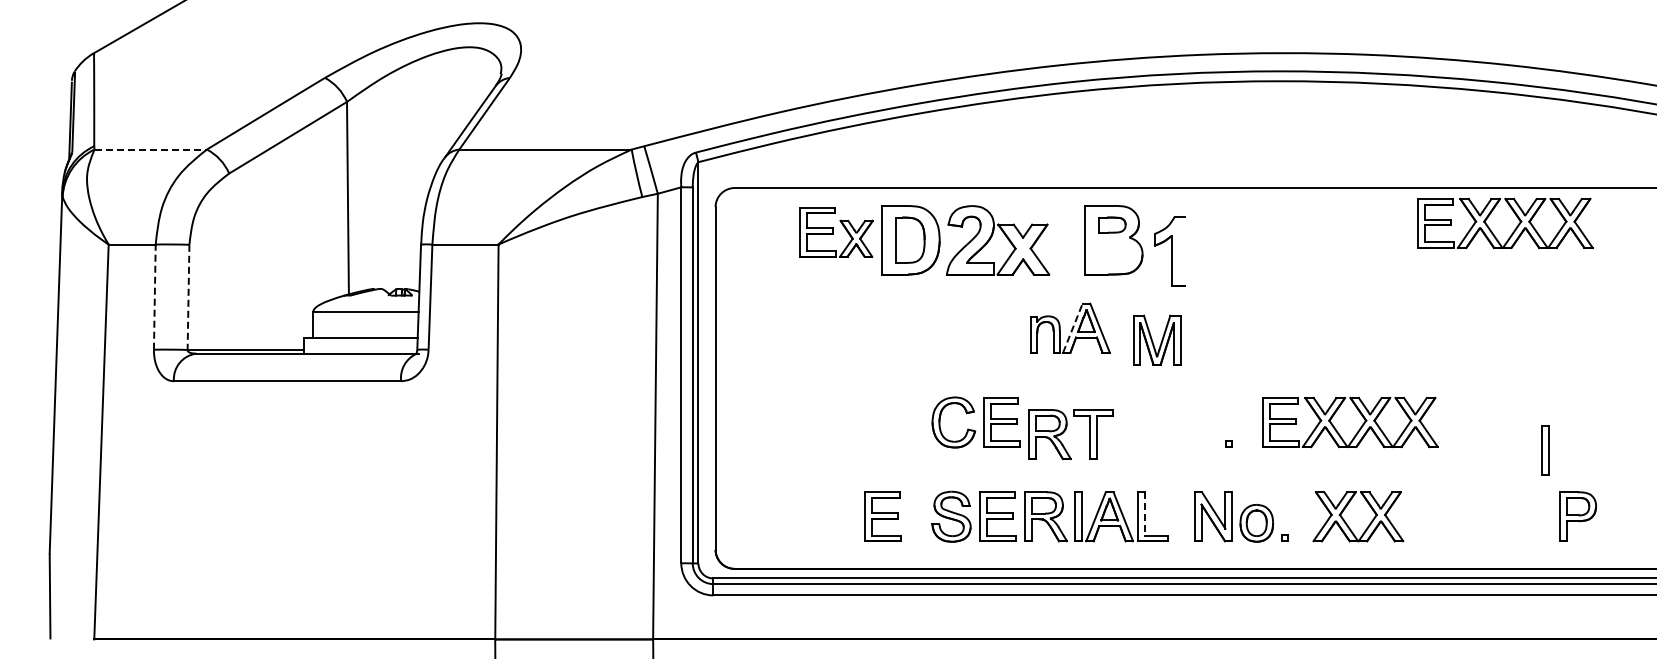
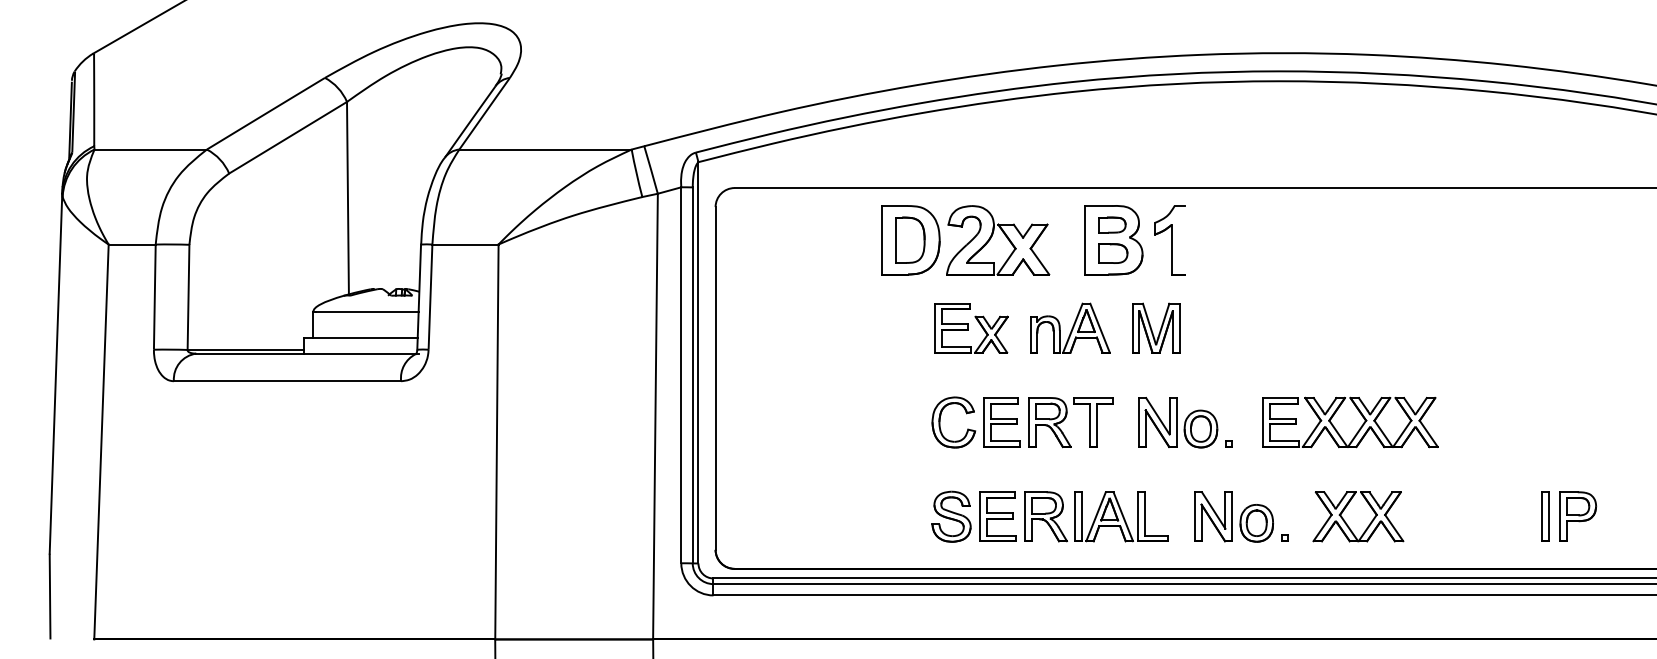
line: dashed -> solid (151, 149)
part: present -> none (1513, 230)
part position: (836, 232) -> (971, 328) (971, 328)
part position: (1169, 251) -> (1169, 240) (1169, 240)
part: none -> present (1113, 253)
line: dashed -> solid (154, 296)
line: dashed -> solid (188, 297)
line: dashed -> solid (1073, 327)
part position: (1157, 339) -> (1156, 327) (1156, 327)
part: none -> present (1178, 422)
part position: (1070, 434) -> (1070, 422) (1070, 422)
part position: (1545, 450) -> (1545, 516) (1545, 516)
line: dashed -> solid (1145, 513)
part: present -> none (882, 516)
